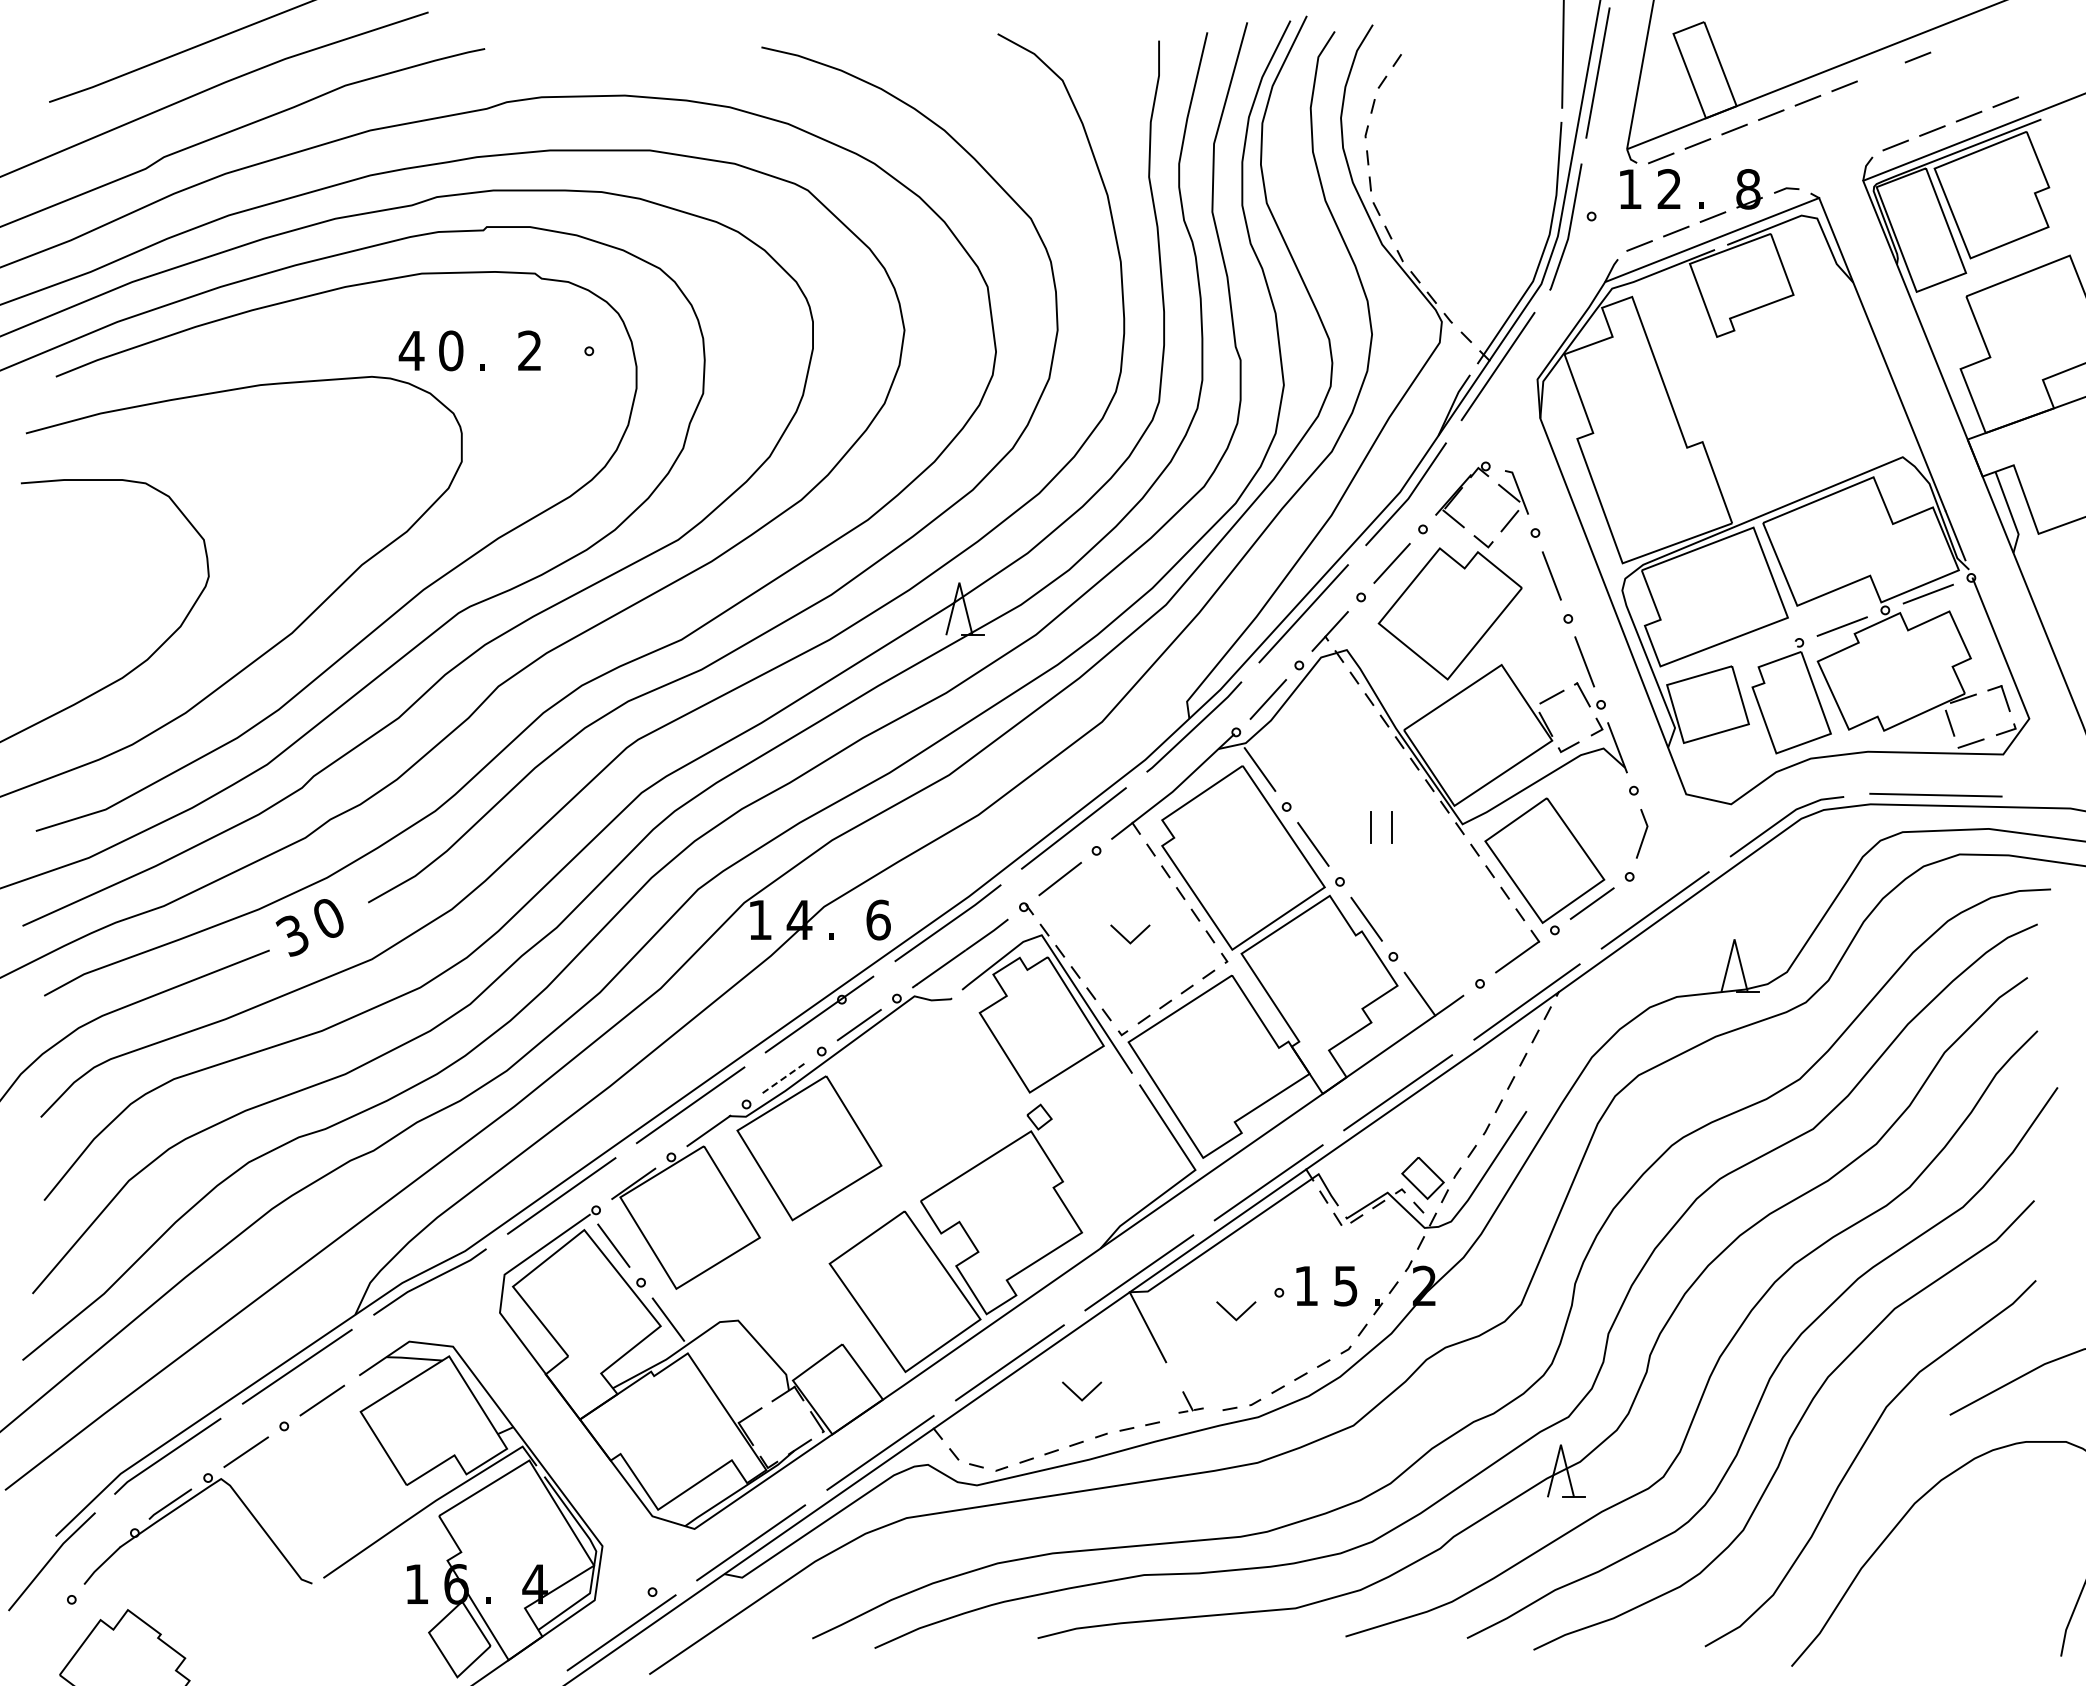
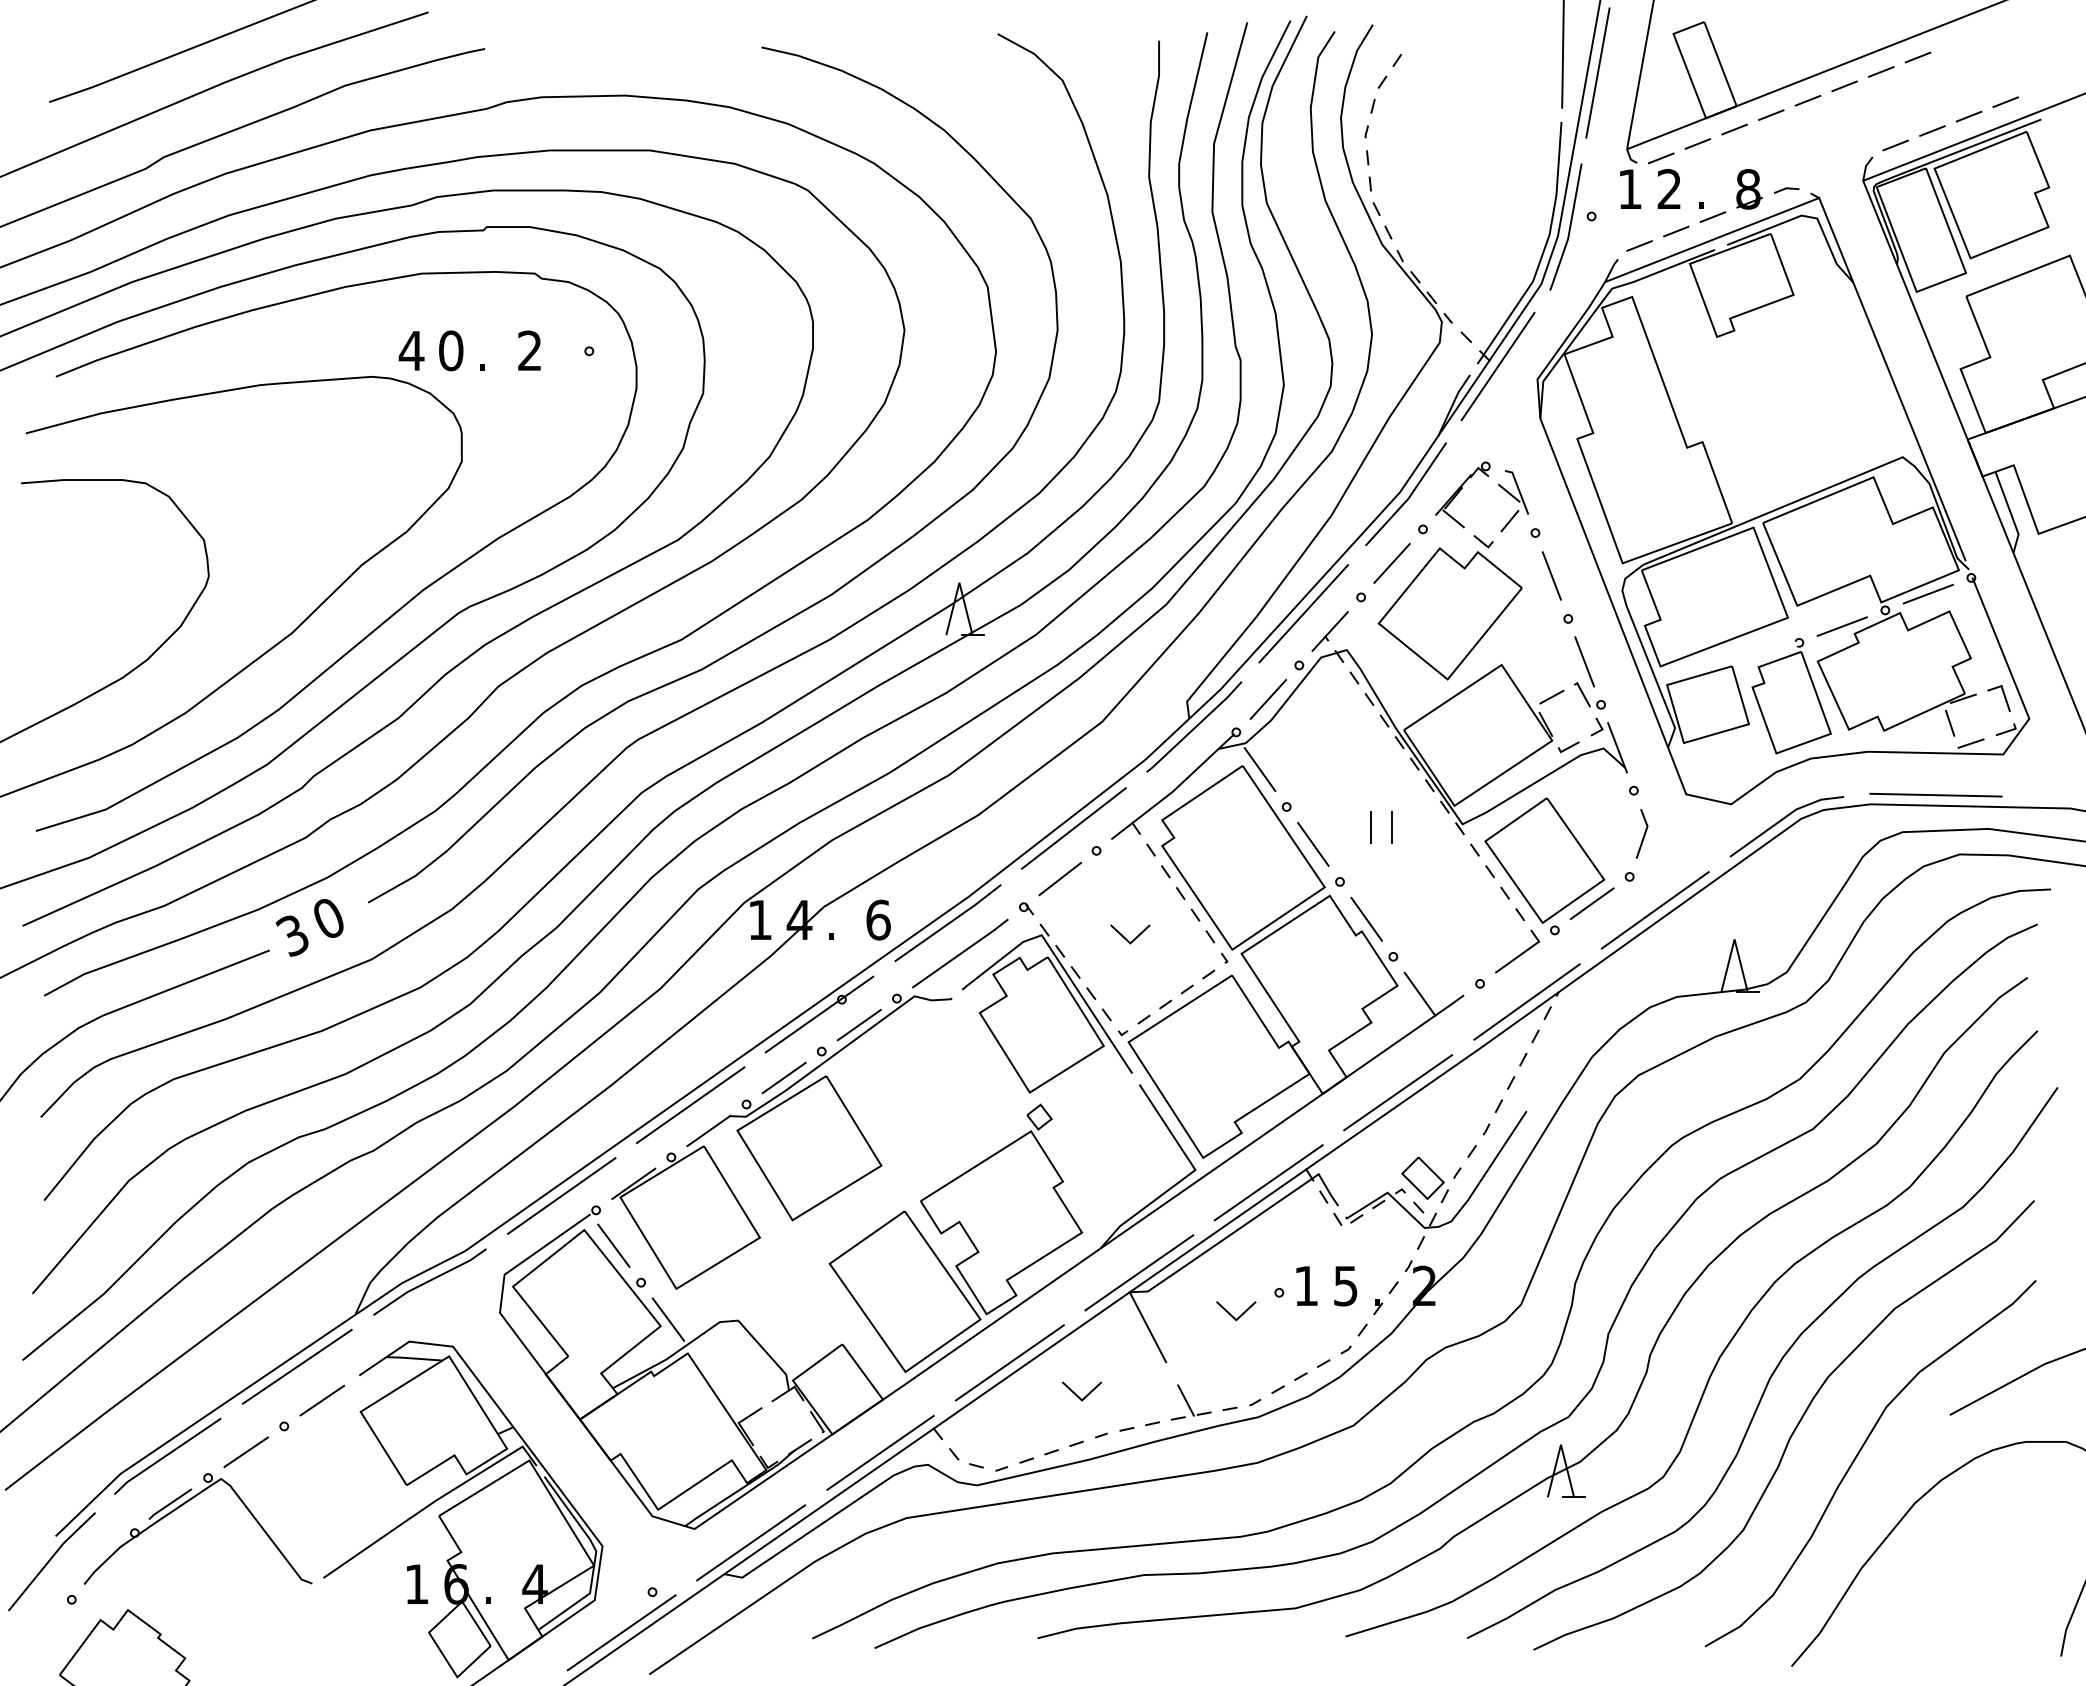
line: none -> present (1881, 71)
line: dashed -> solid (784, 1077)
part size: 26x23 px -> 42x37 px (1190, 1402)
